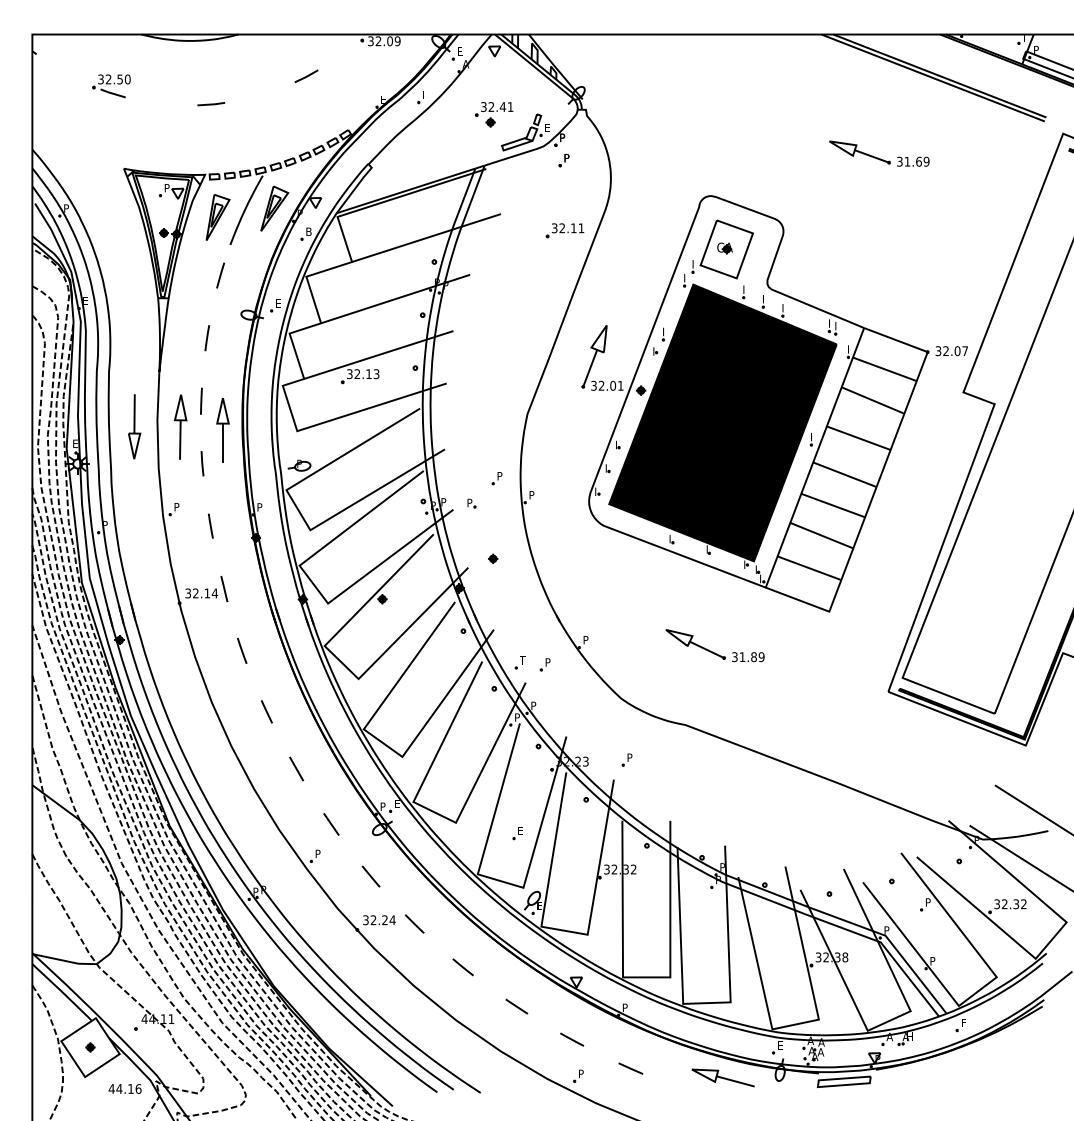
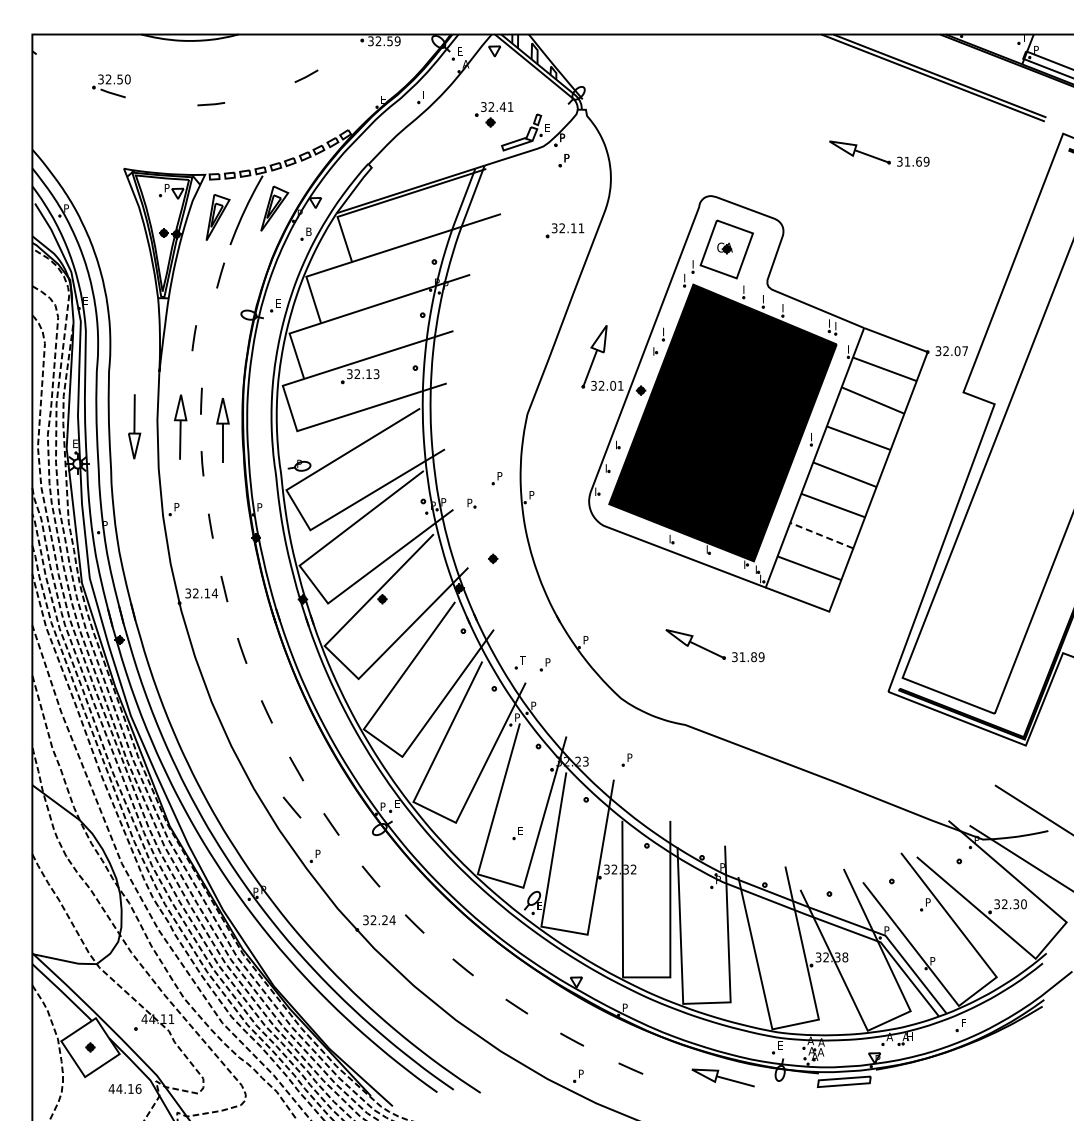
text: 32.09 -> 32.59 (390, 41)
line position: (206, 338) -> (193, 338) (193, 338)
line: solid -> dashed (821, 535)
line: none -> present (291, 807)
text: 32.32 -> 32.30 (1023, 904)
